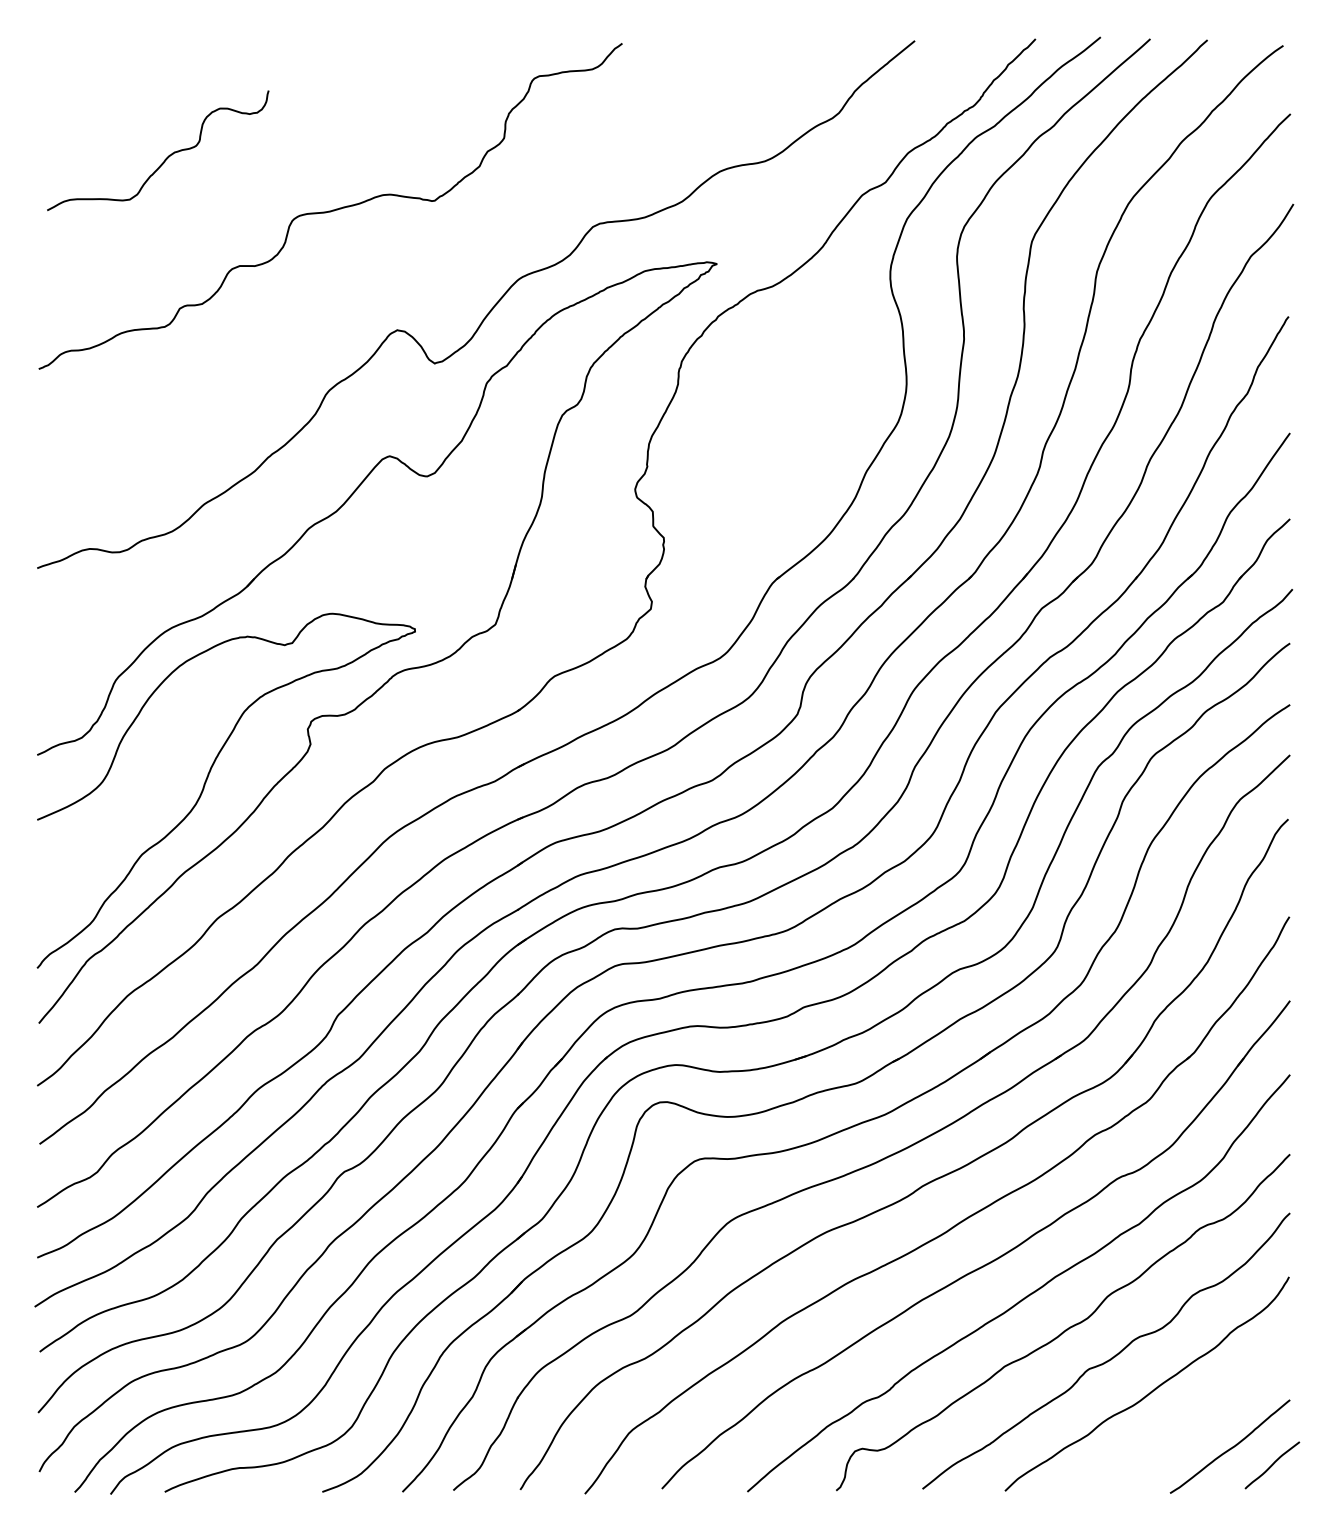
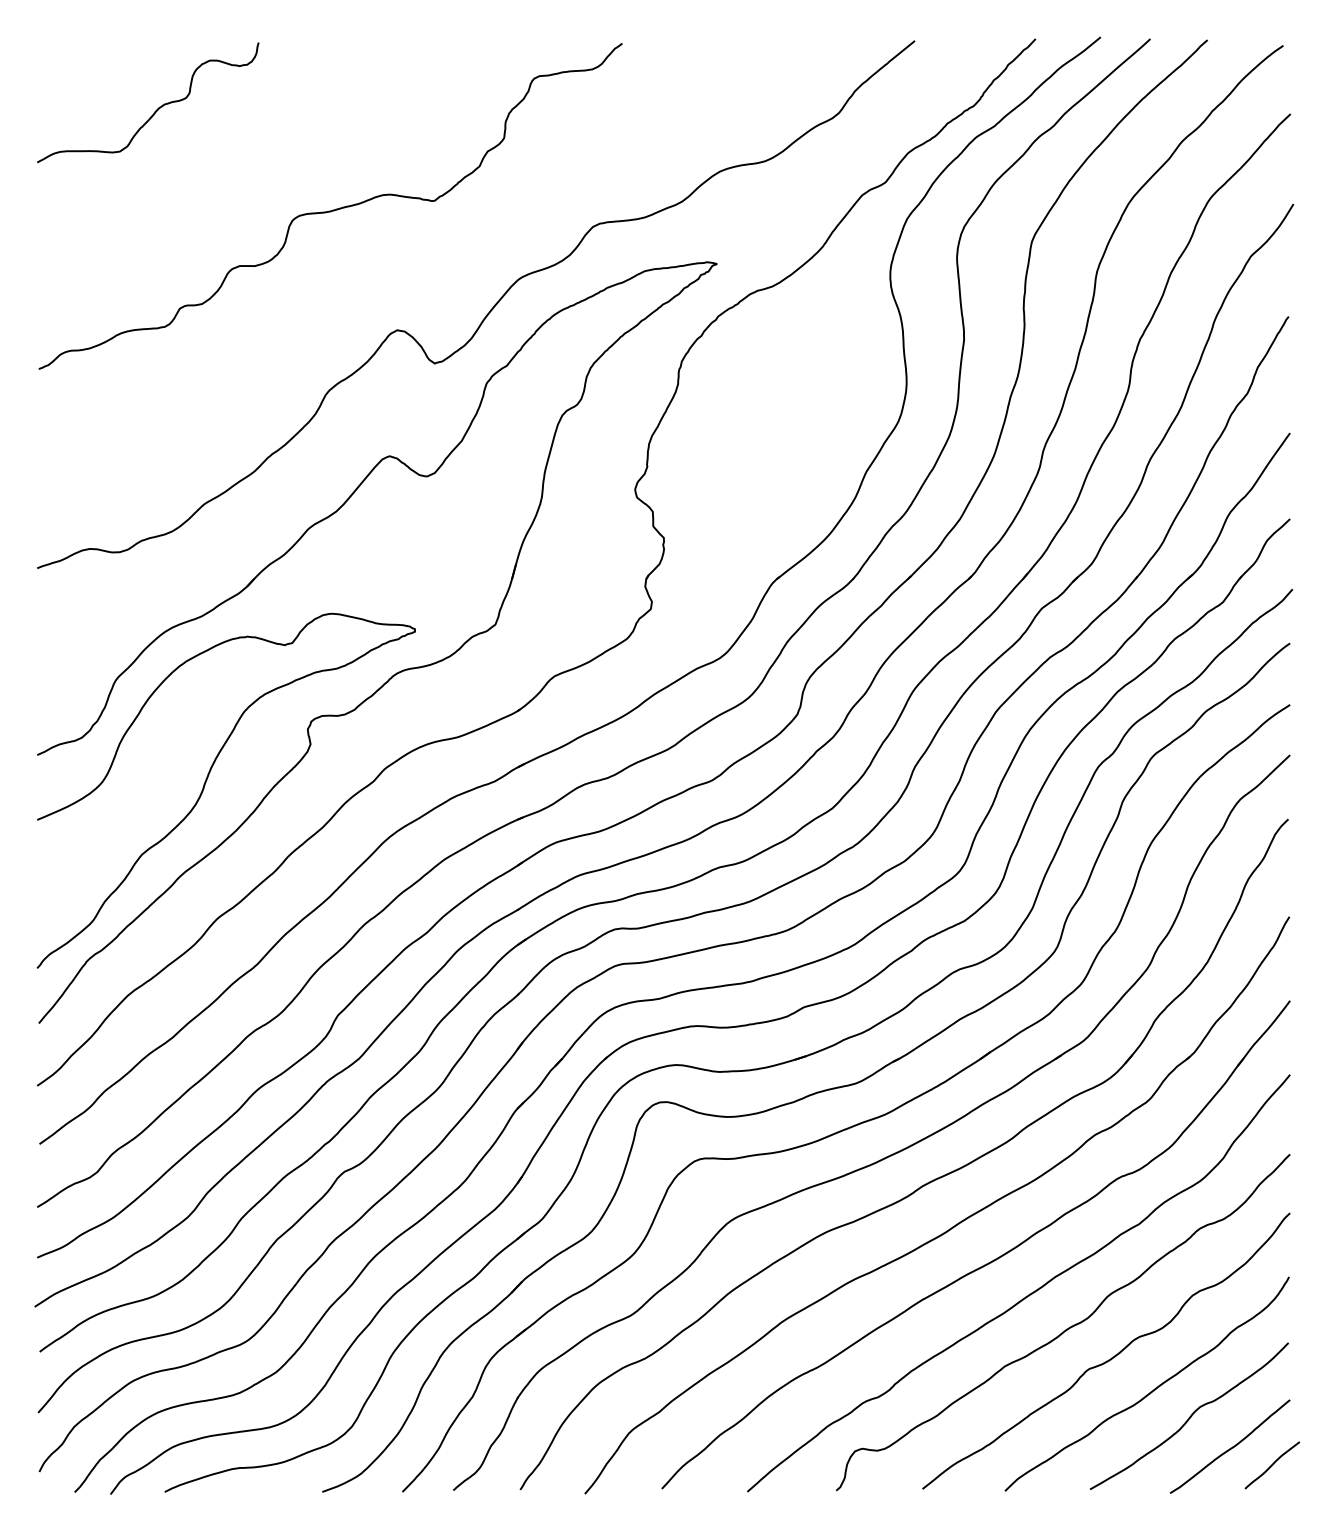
curve position: (166, 157) -> (156, 109) (156, 109)
curve: none -> present (1189, 1416)
